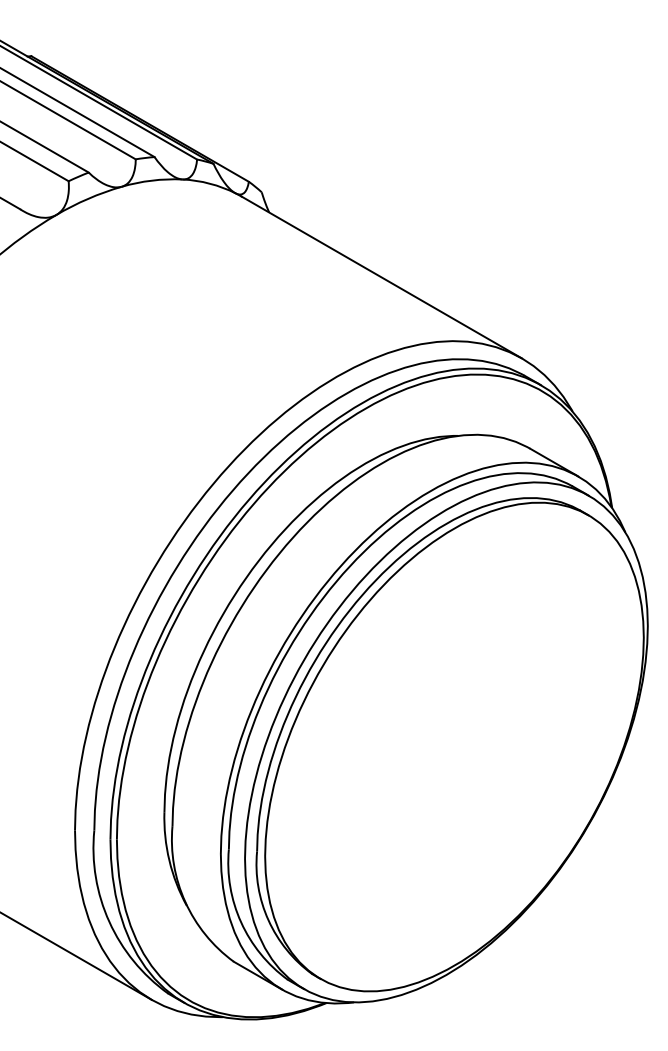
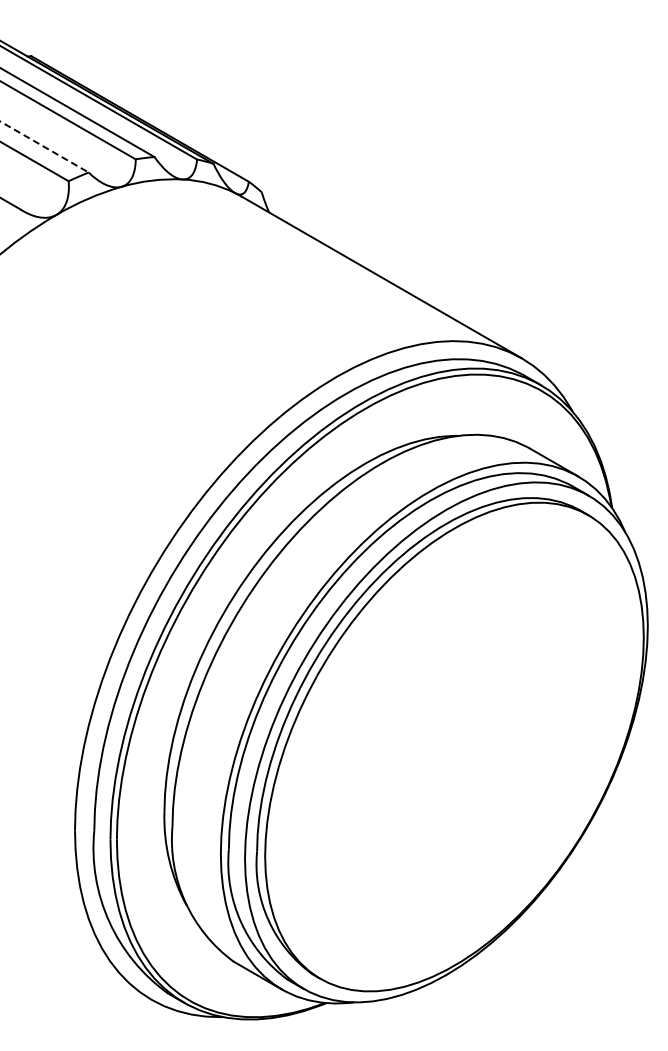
line: solid -> dashed (44, 147)
line: present -> none (76, 956)
